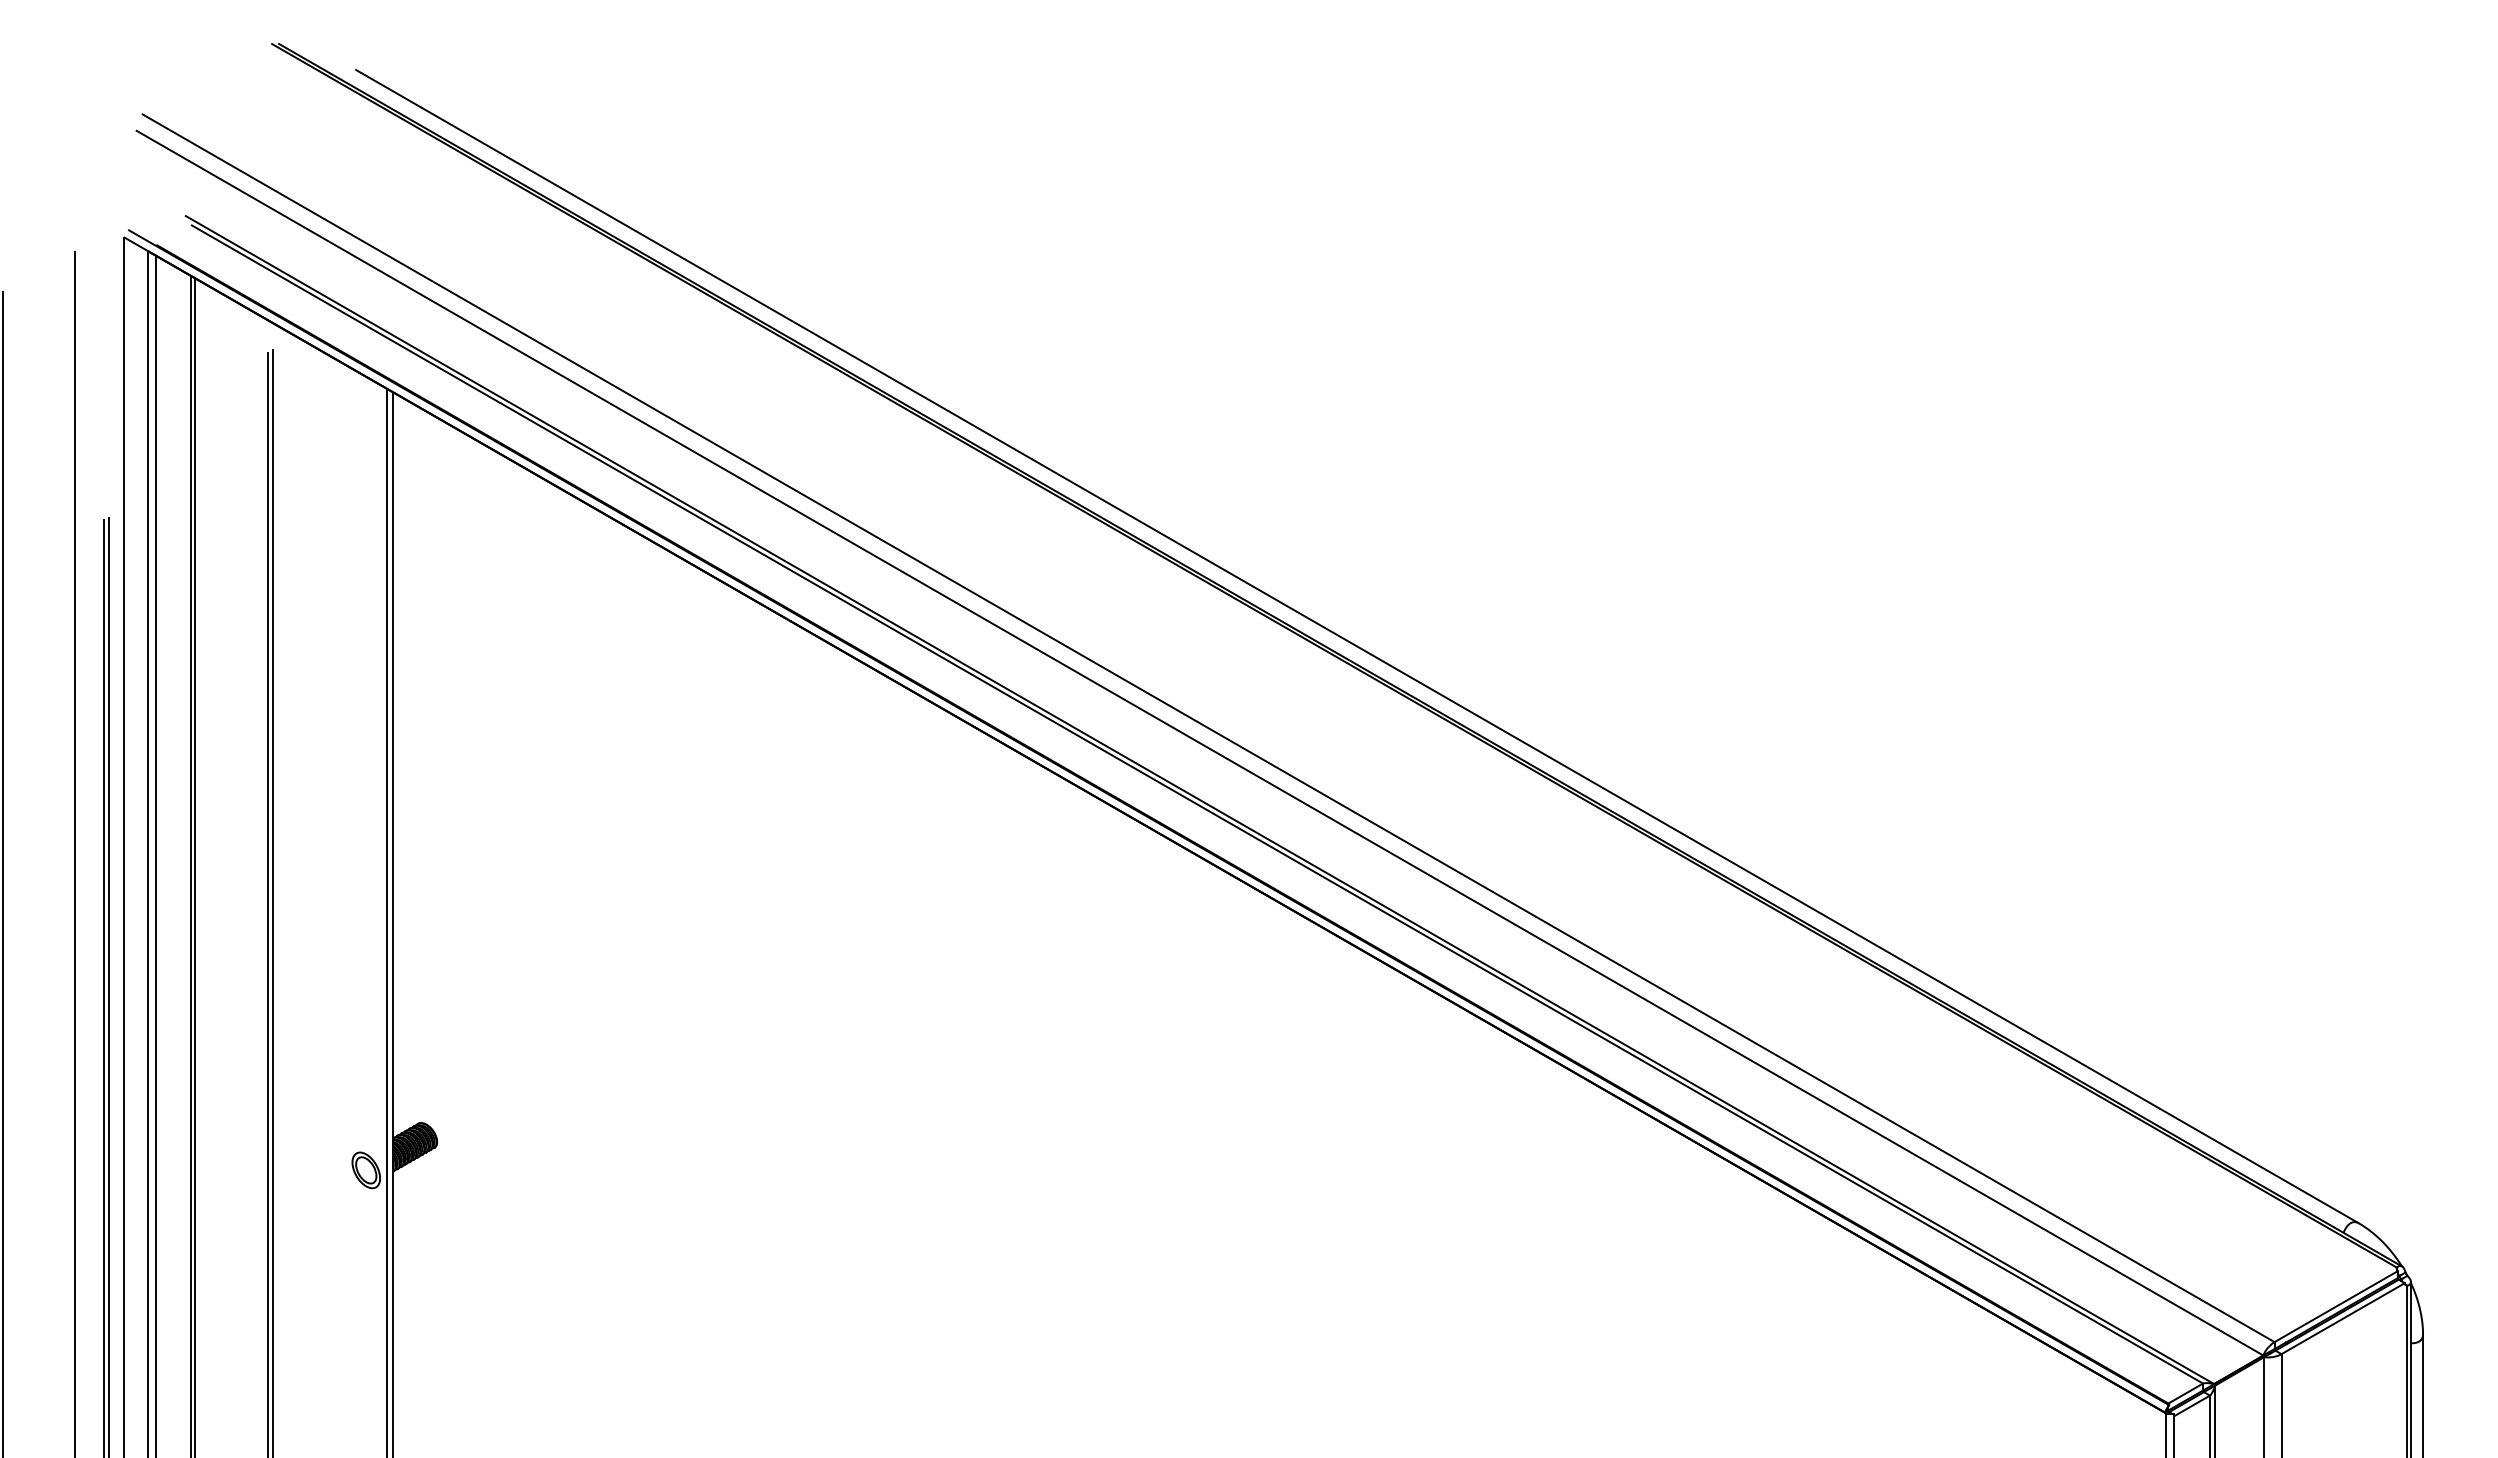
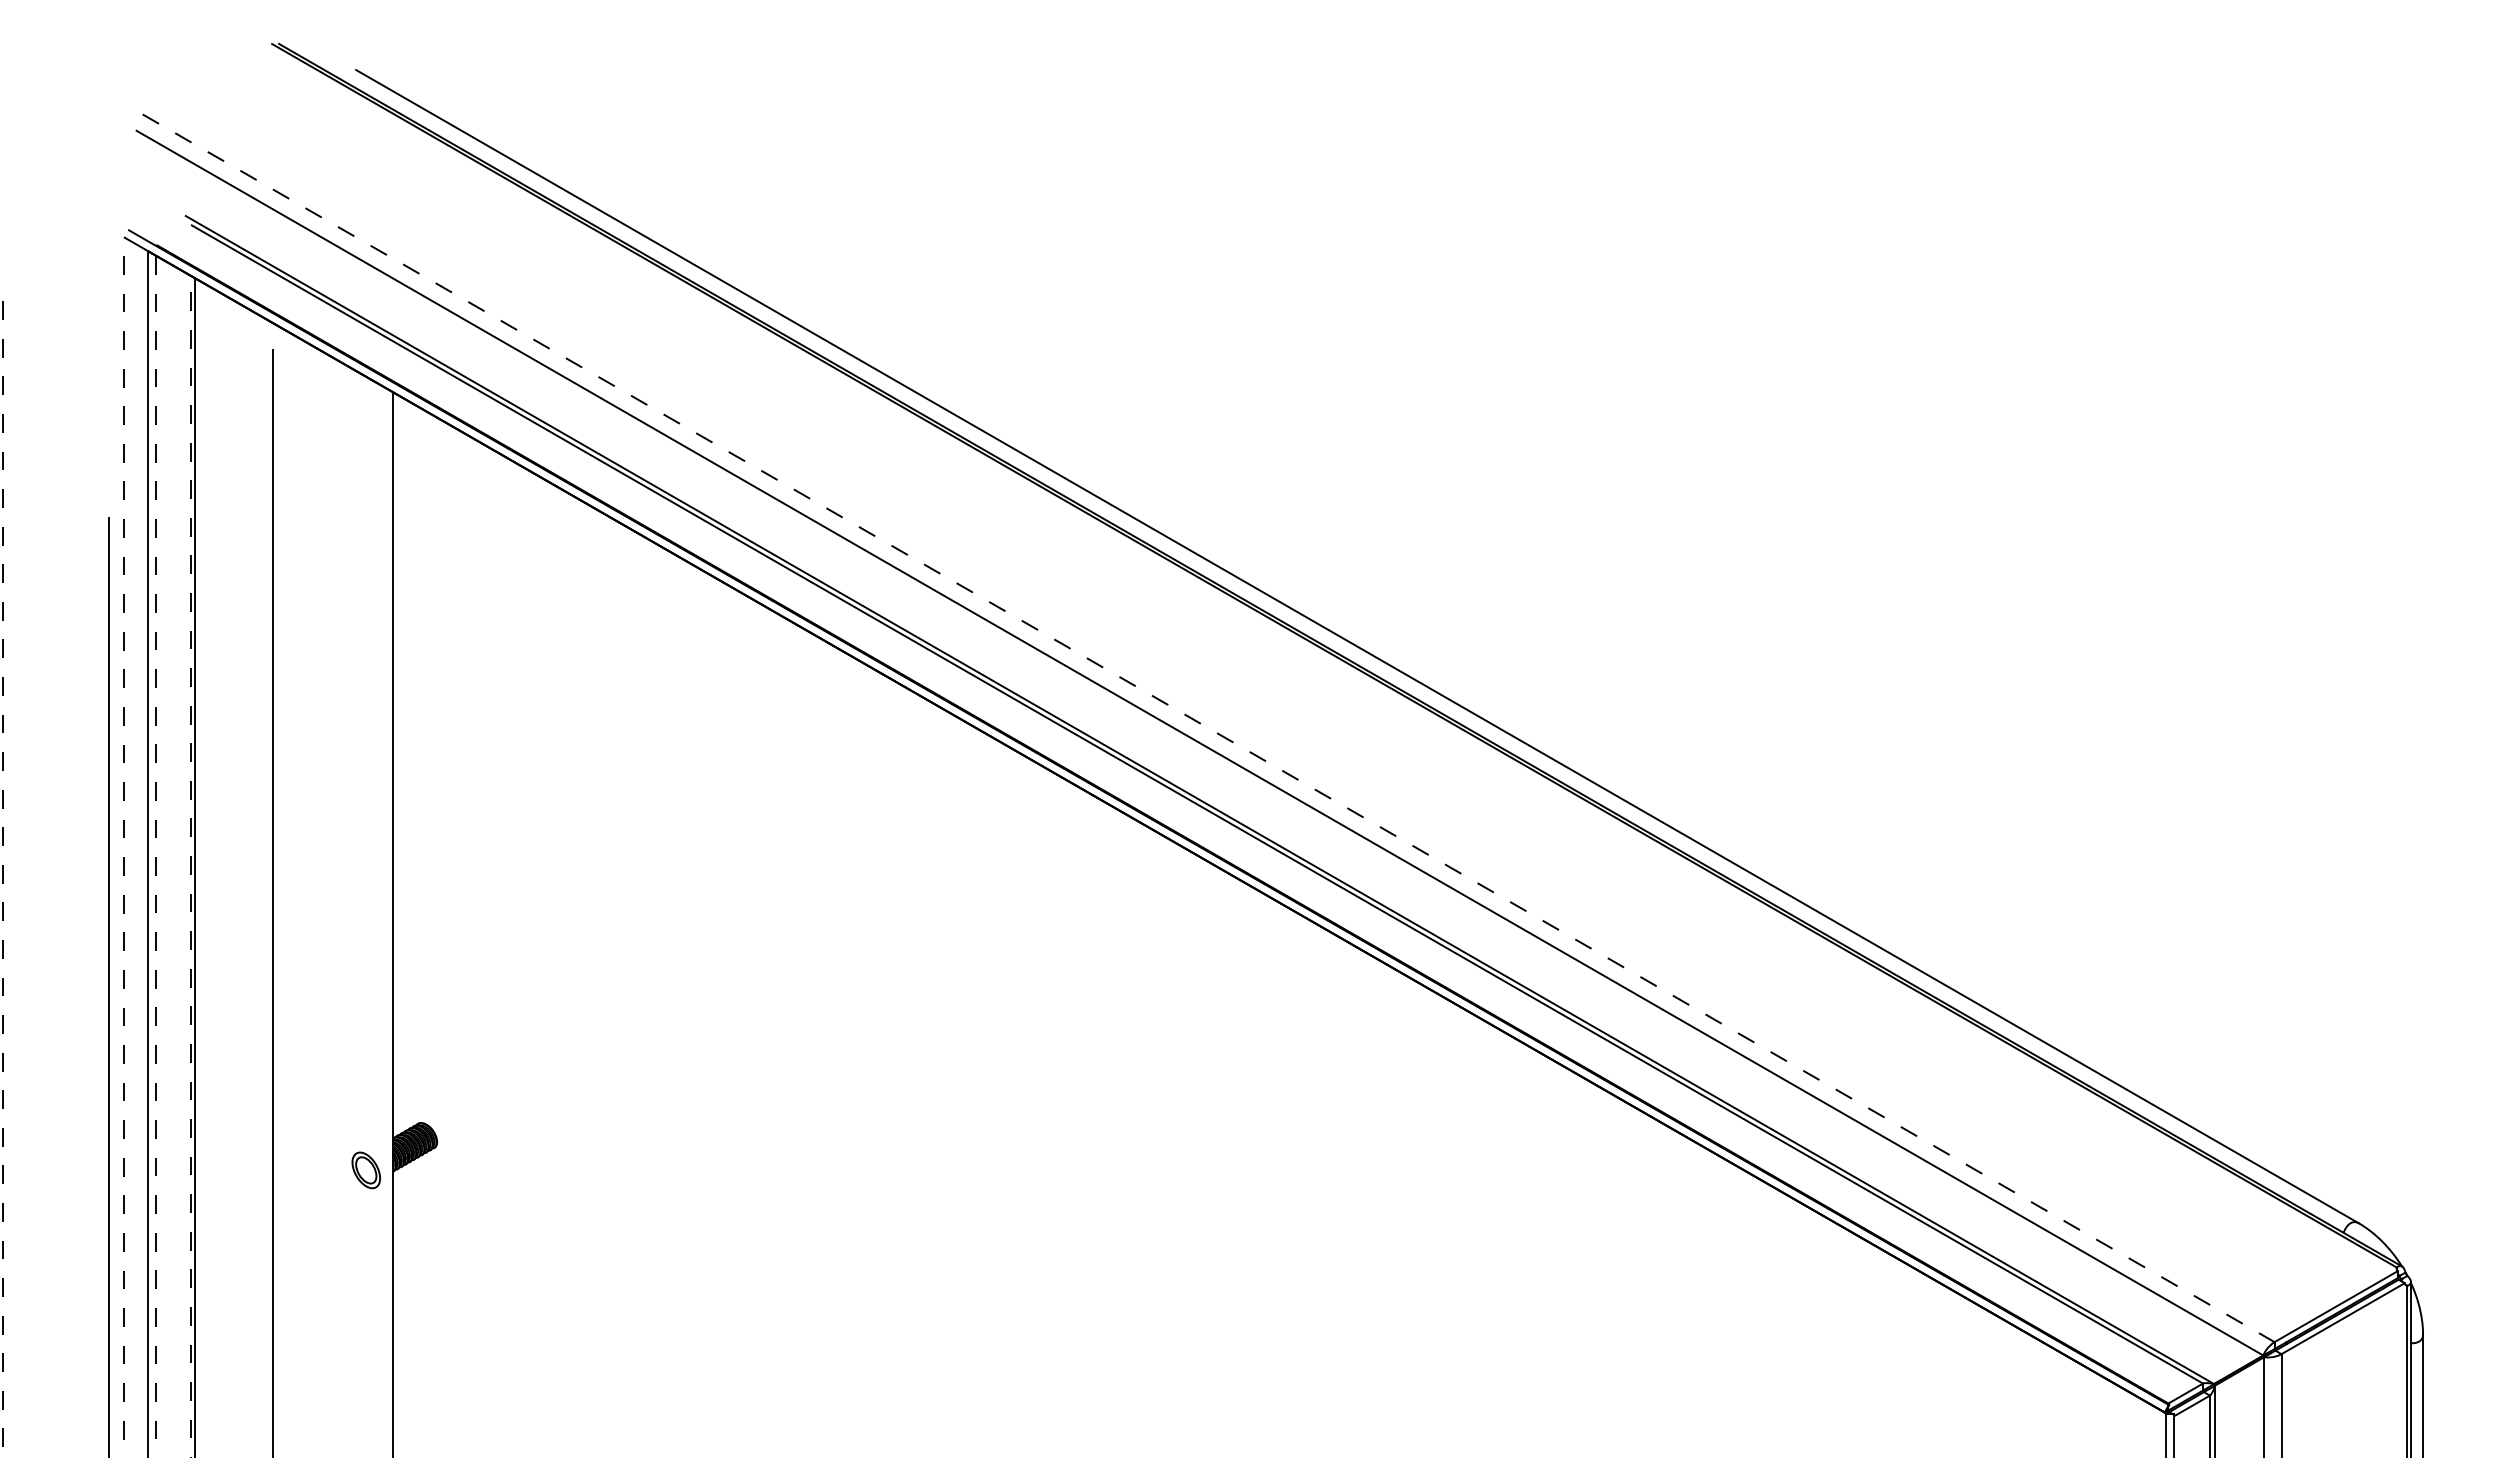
line: solid -> dashed (1209, 728)
line: solid -> dashed (123, 847)
line: present -> none (74, 853)
line: solid -> dashed (156, 856)
line: solid -> dashed (190, 866)
line: solid -> dashed (3, 874)
line: present -> none (267, 903)
line: present -> none (386, 921)
line: present -> none (103, 986)
